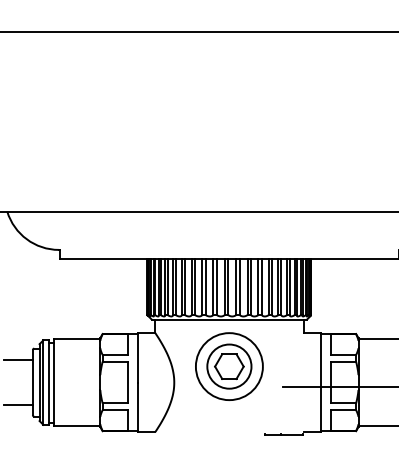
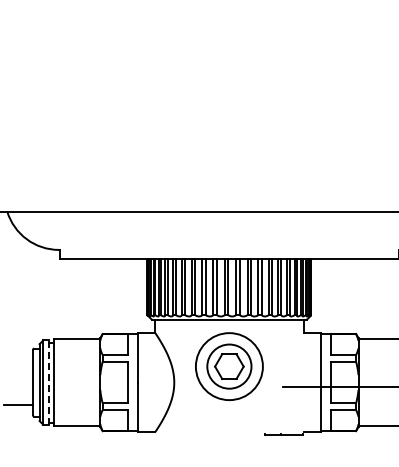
line: present -> none (198, 31)
line: present -> none (17, 360)
line: solid -> dashed (48, 382)
